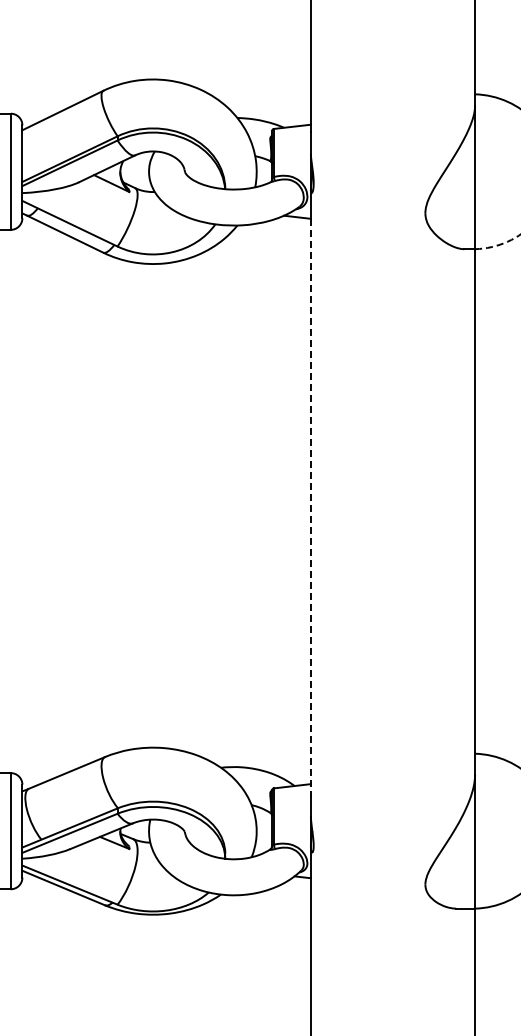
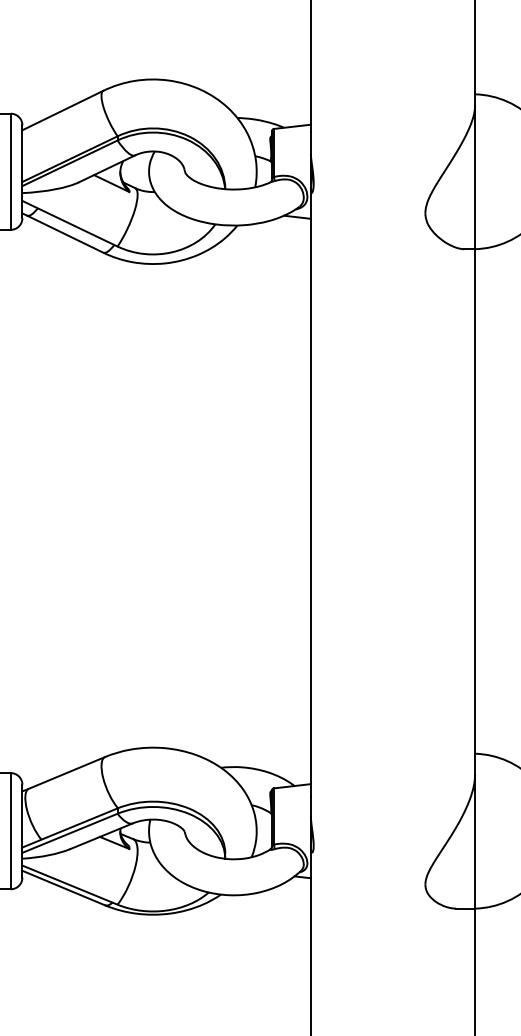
arc: dashed -> solid (500, 244)
line: dashed -> solid (310, 508)
